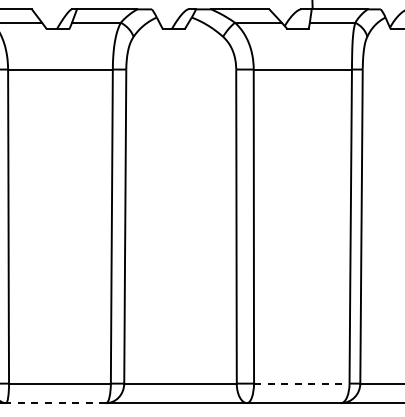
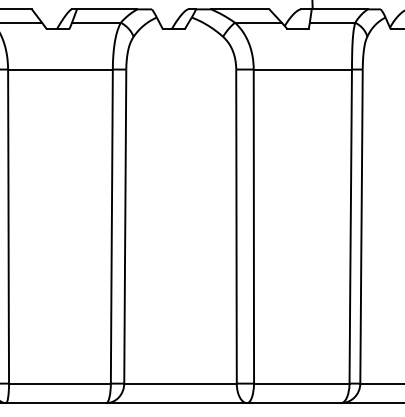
line: dashed -> solid (301, 383)
line: dashed -> solid (55, 403)
